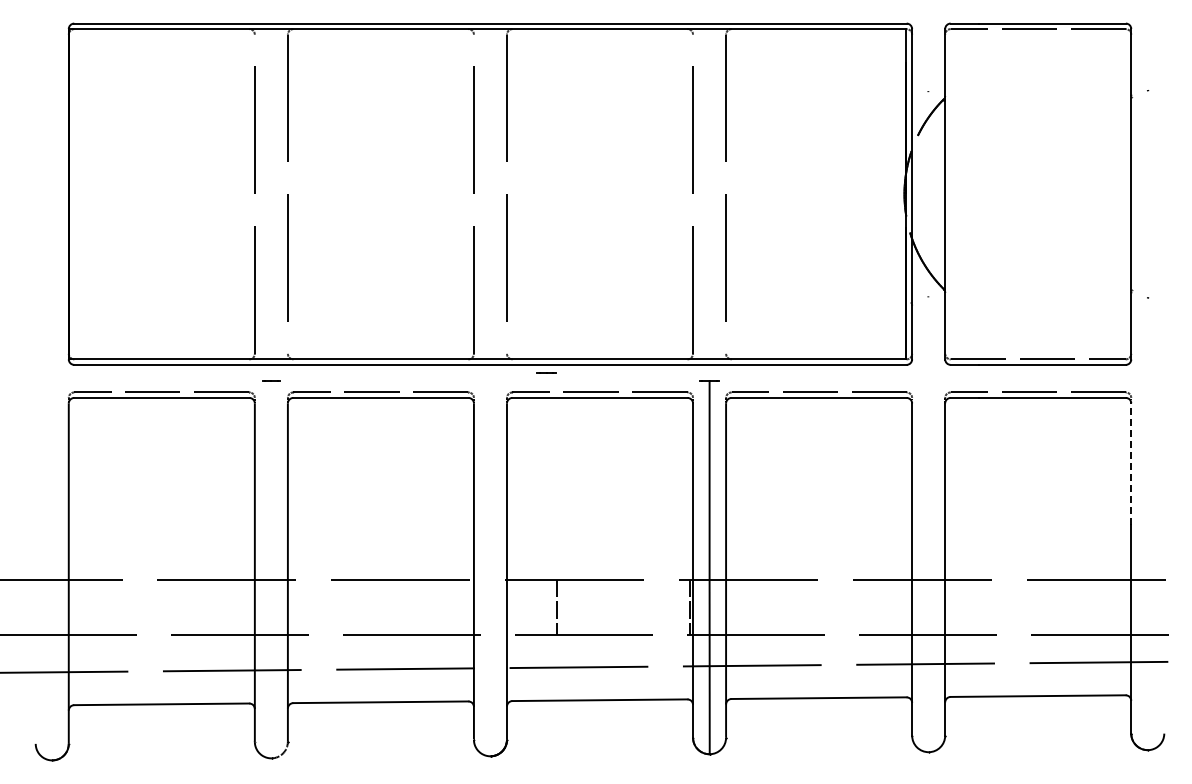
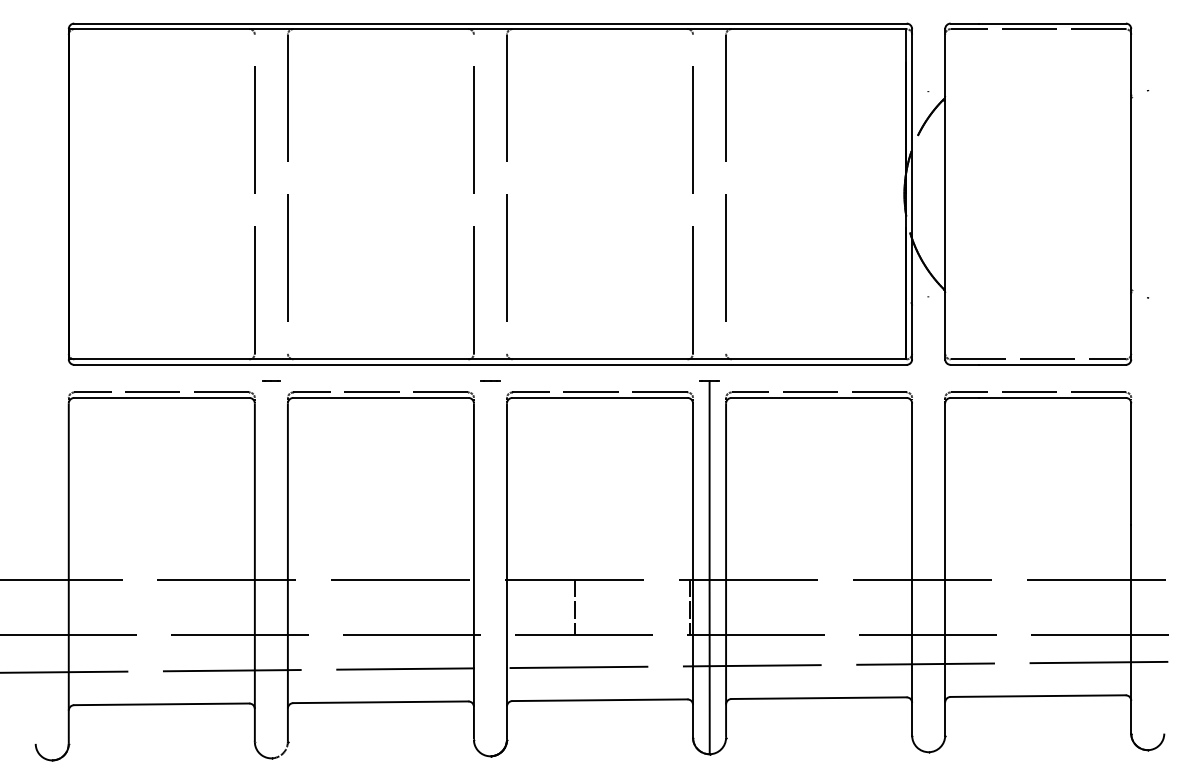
line position: (546, 372) -> (490, 380) (490, 380)
line: dashed -> solid (1131, 463)
line position: (556, 606) -> (574, 606) (574, 606)
